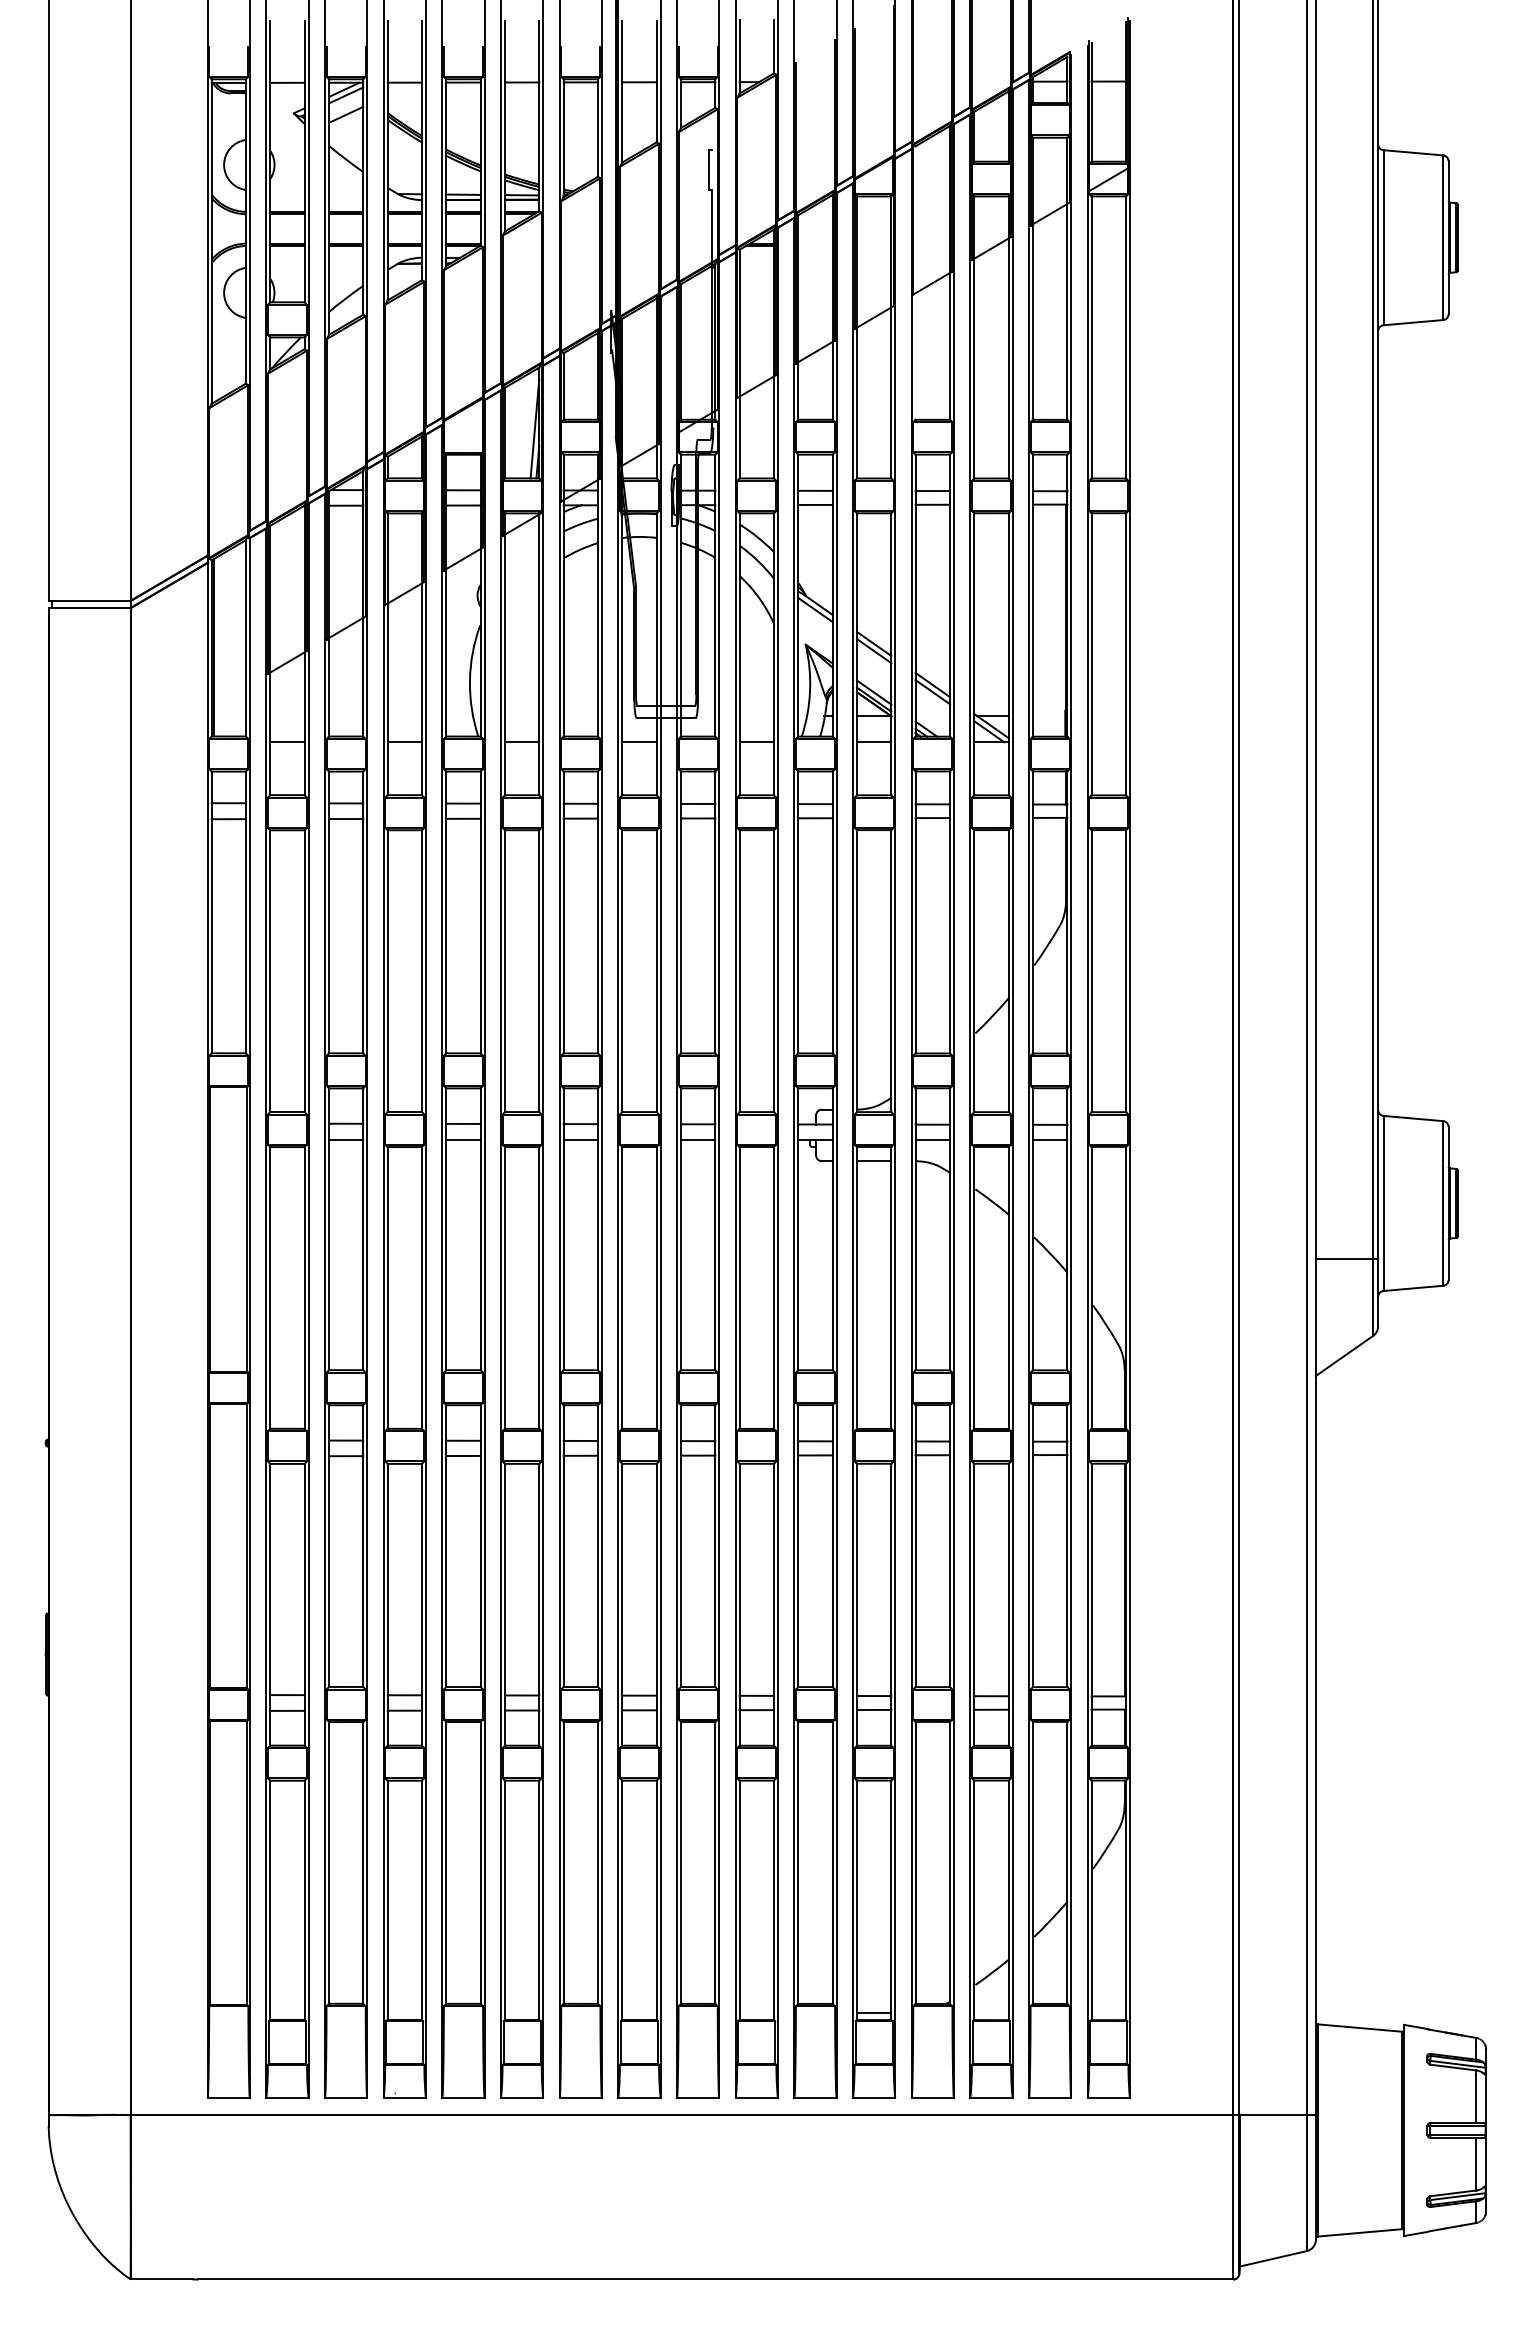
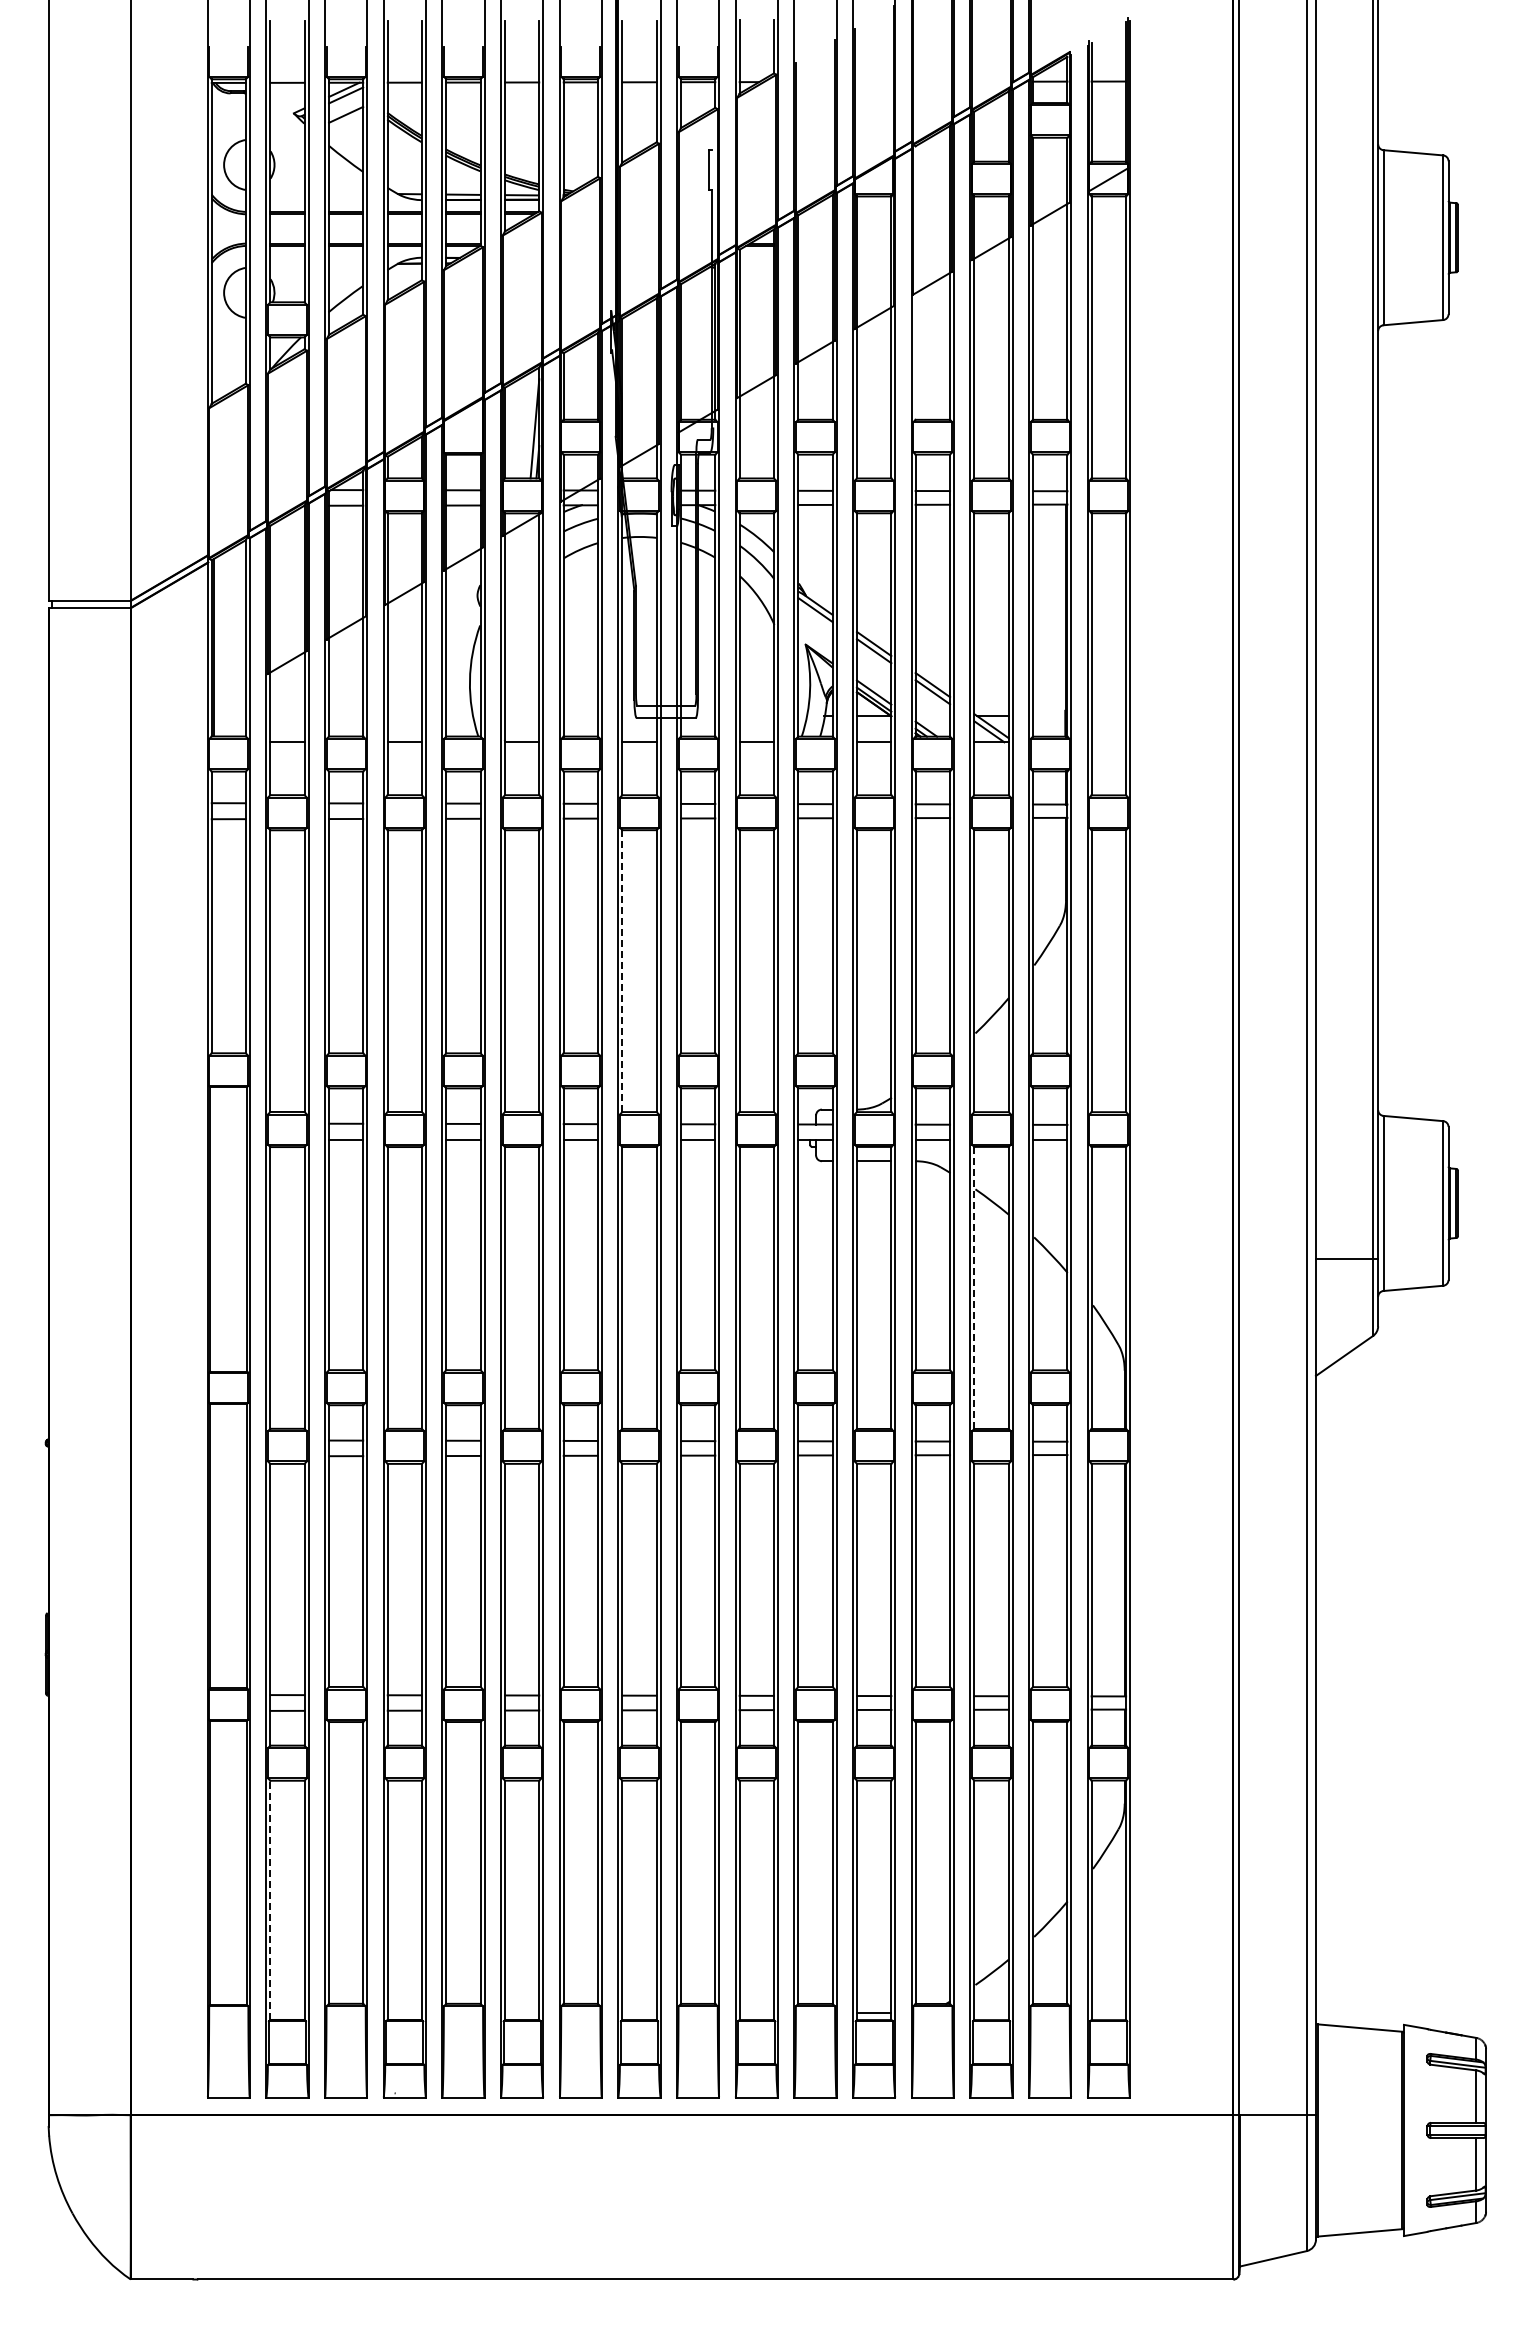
line: solid -> dashed (622, 971)
line: solid -> dashed (974, 1287)
line: solid -> dashed (270, 1900)
